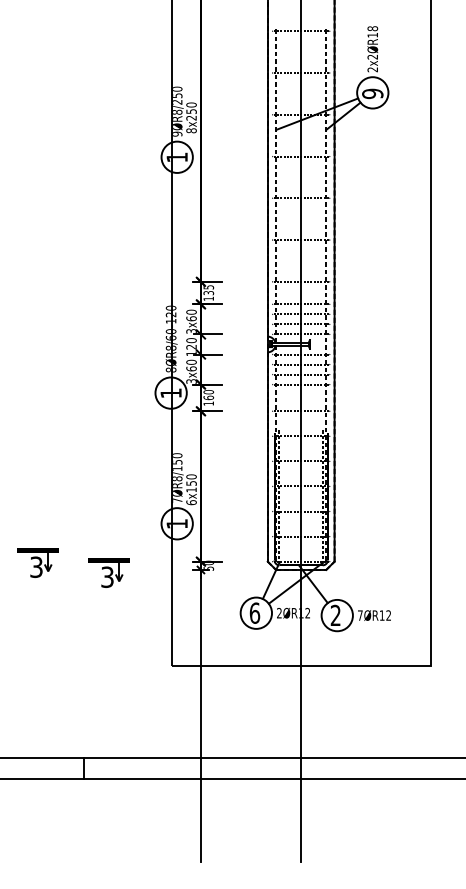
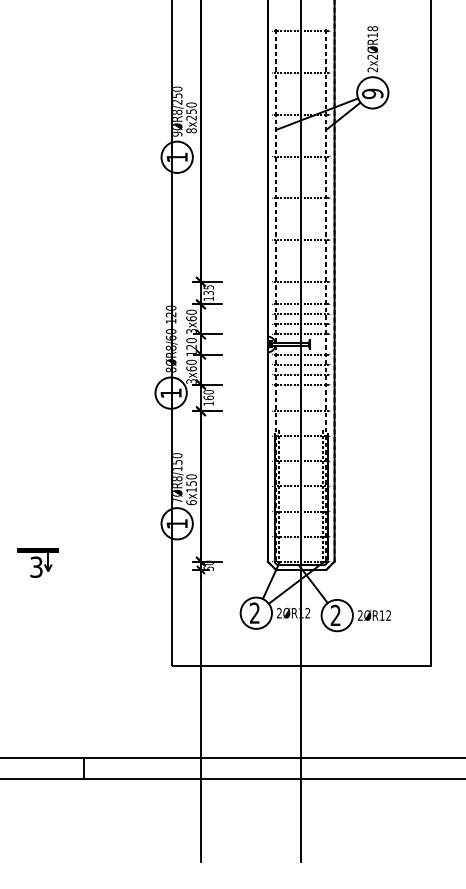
part: present -> none (108, 572)
text: 6 -> 2 (254, 612)
text: 7ØR12 -> 2ØR12 (359, 615)
